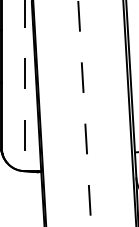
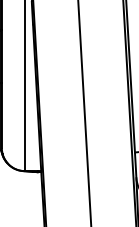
line: dashed -> solid (24, 86)
line: dashed -> solid (84, 112)
